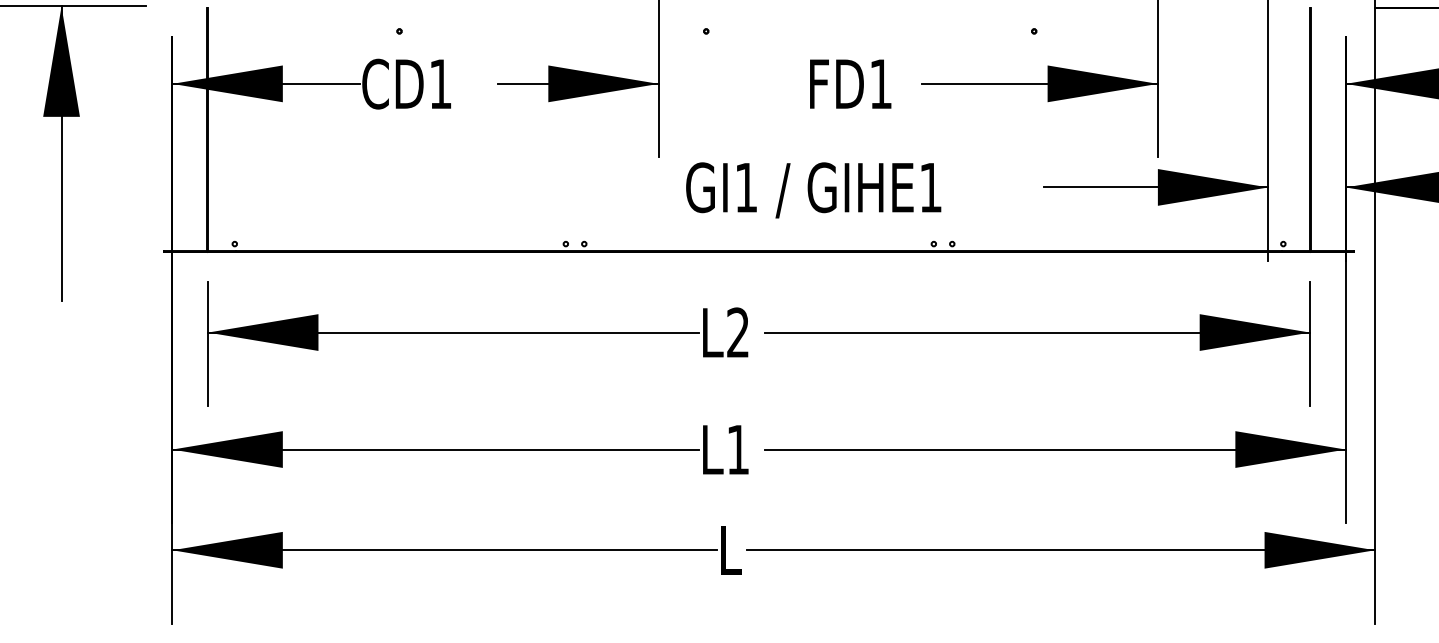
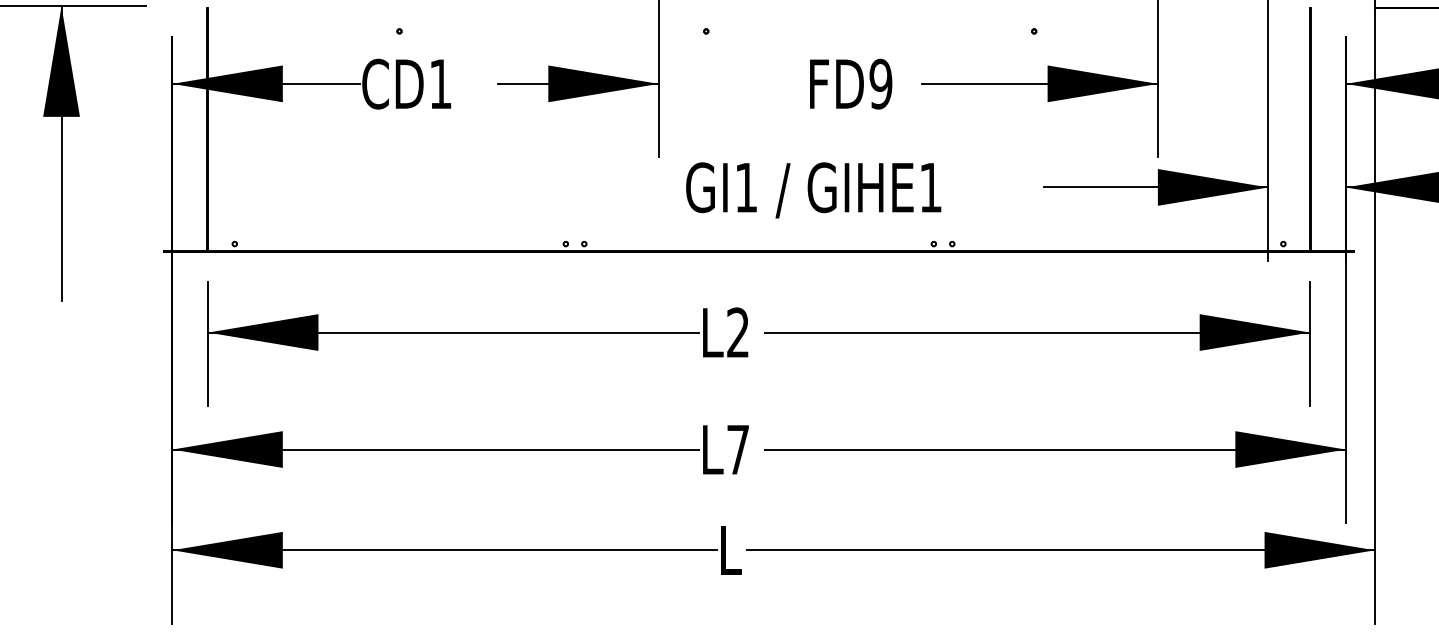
text: FD1 -> FD9 (880, 83)
text: L1 -> L7 (737, 449)
